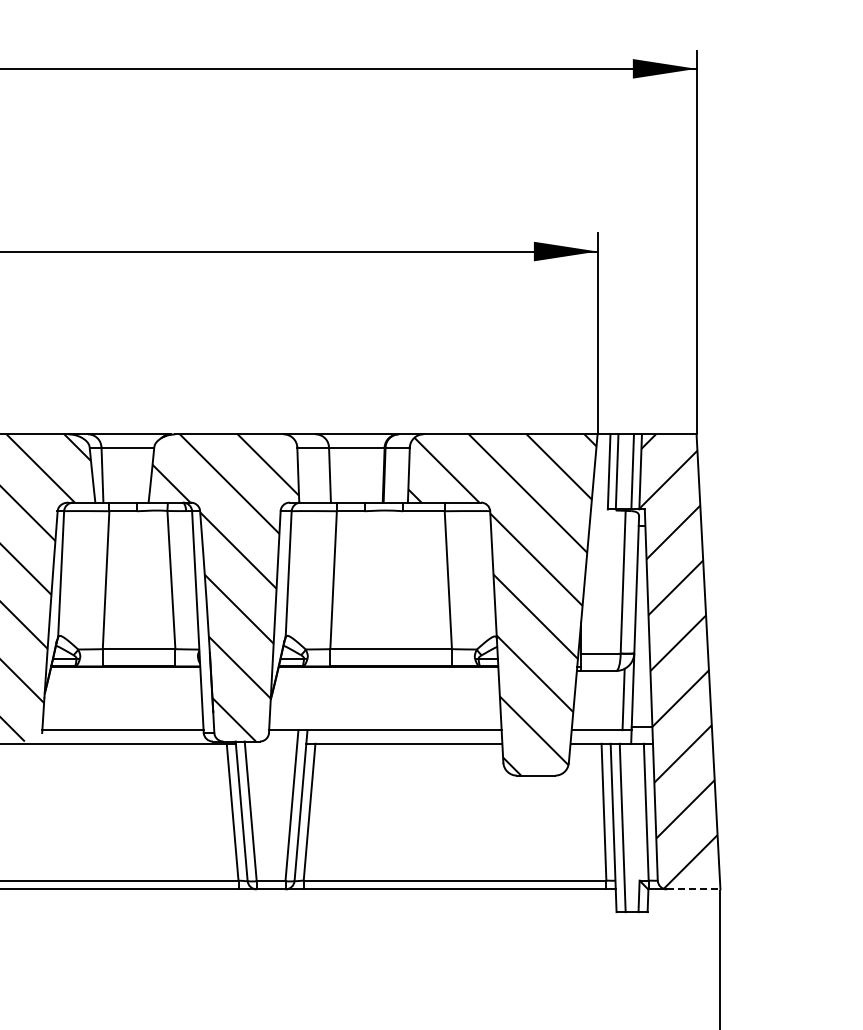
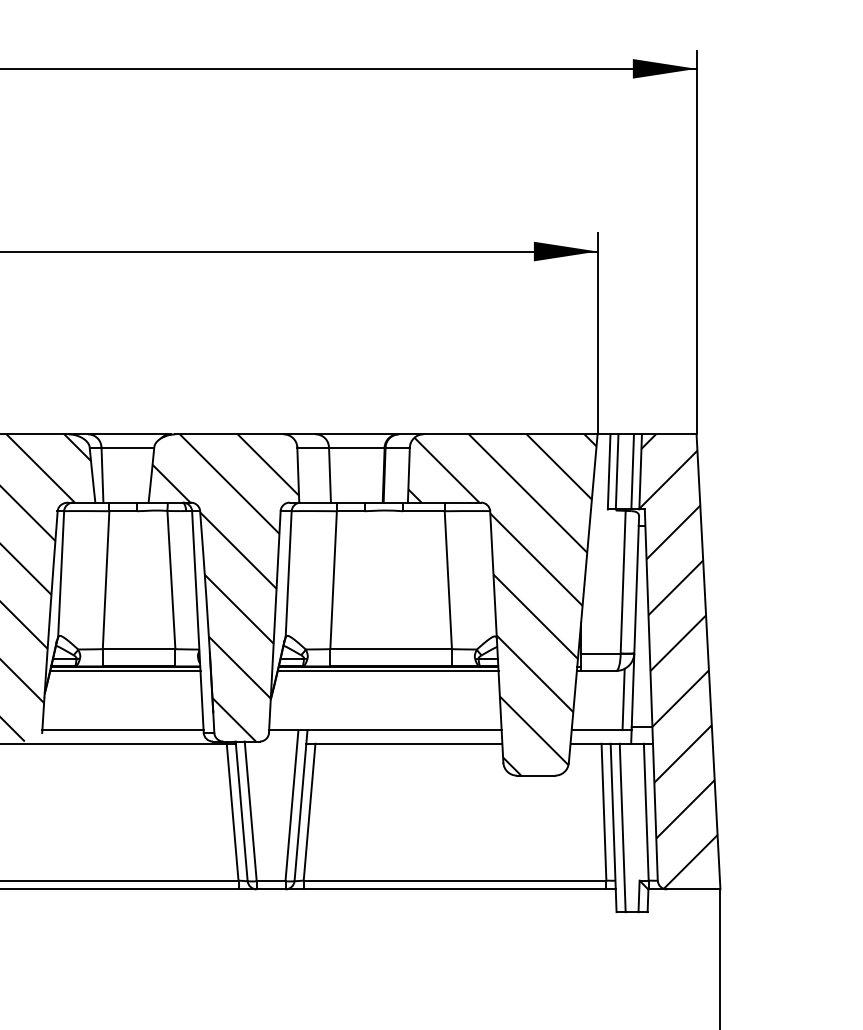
line: none -> present (125, 670)
line: none -> present (387, 670)
line: dashed -> solid (693, 889)
